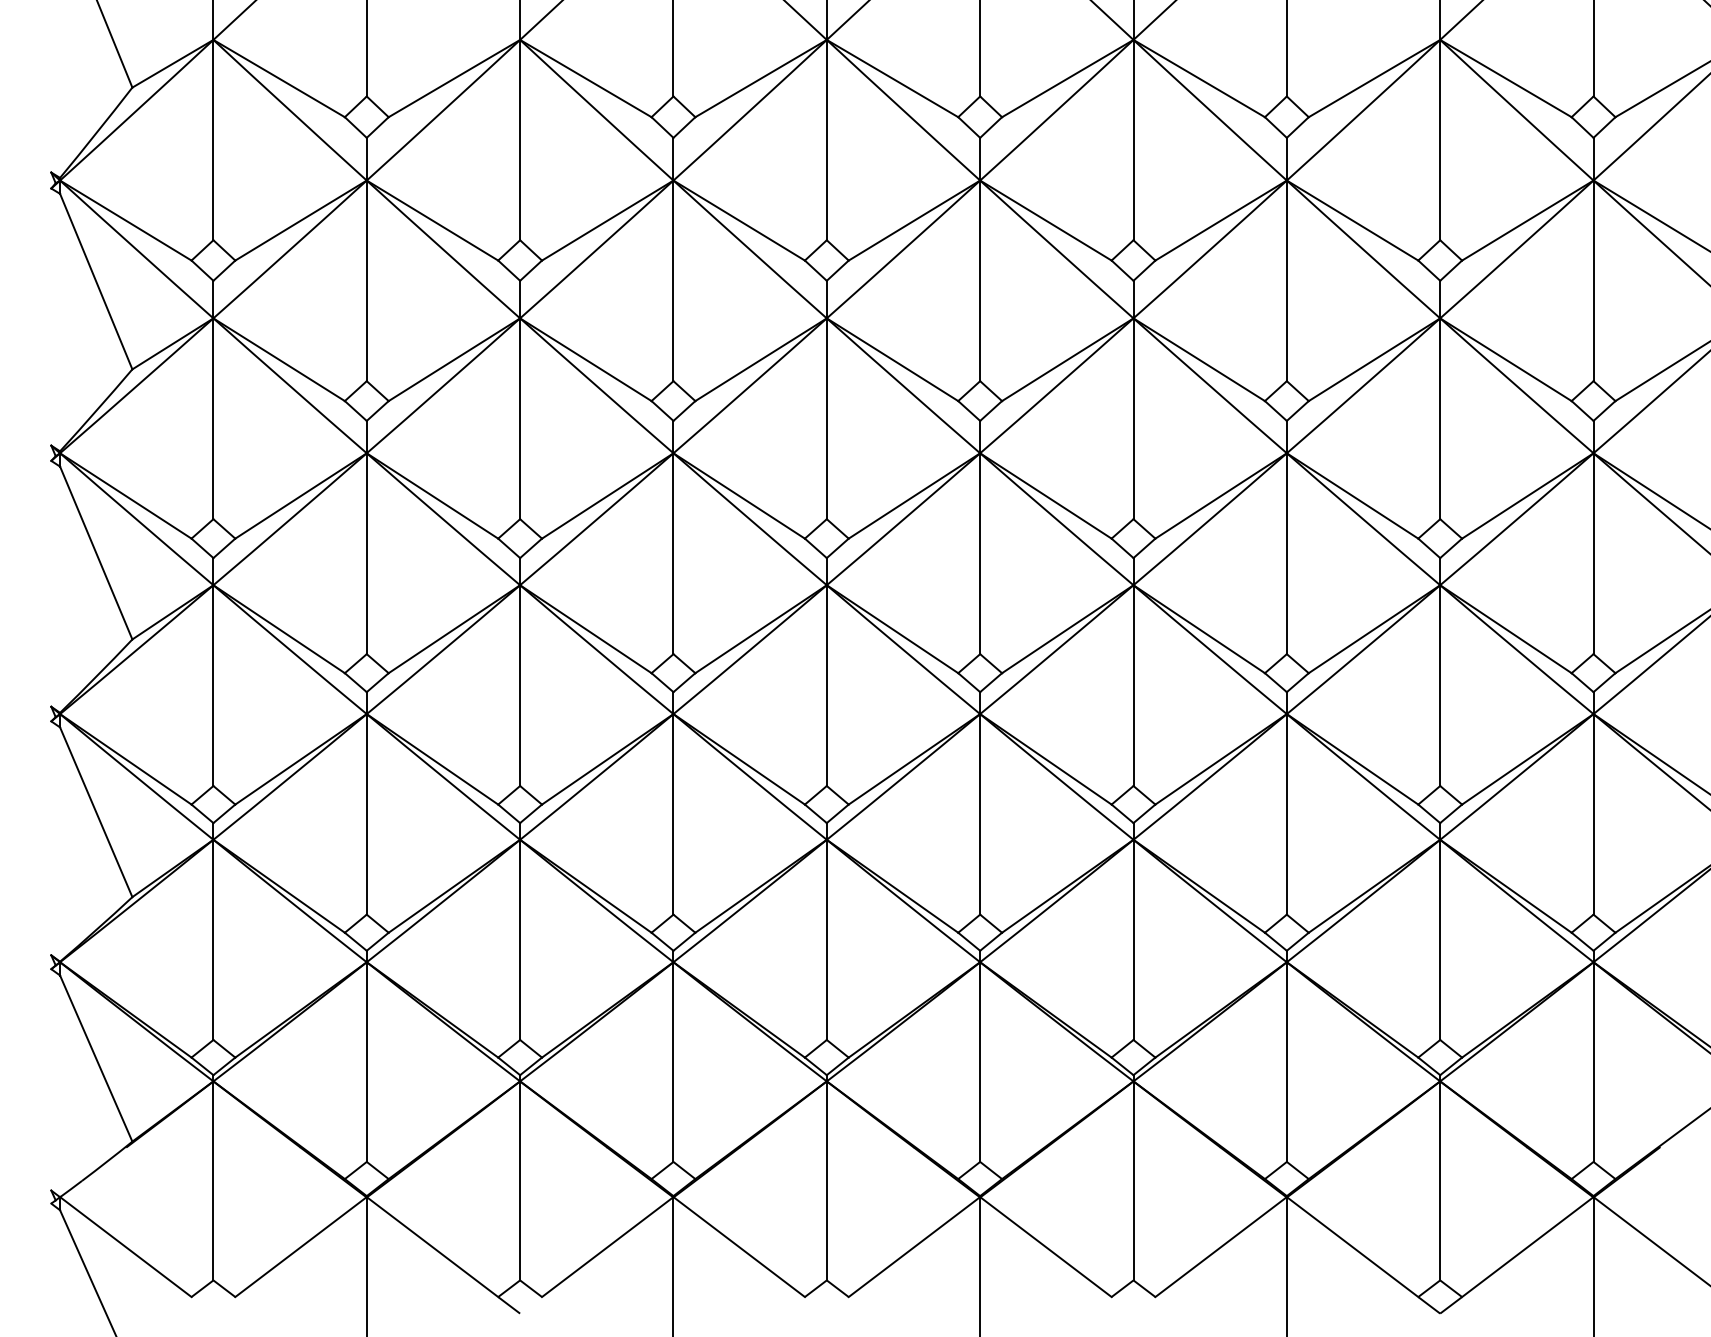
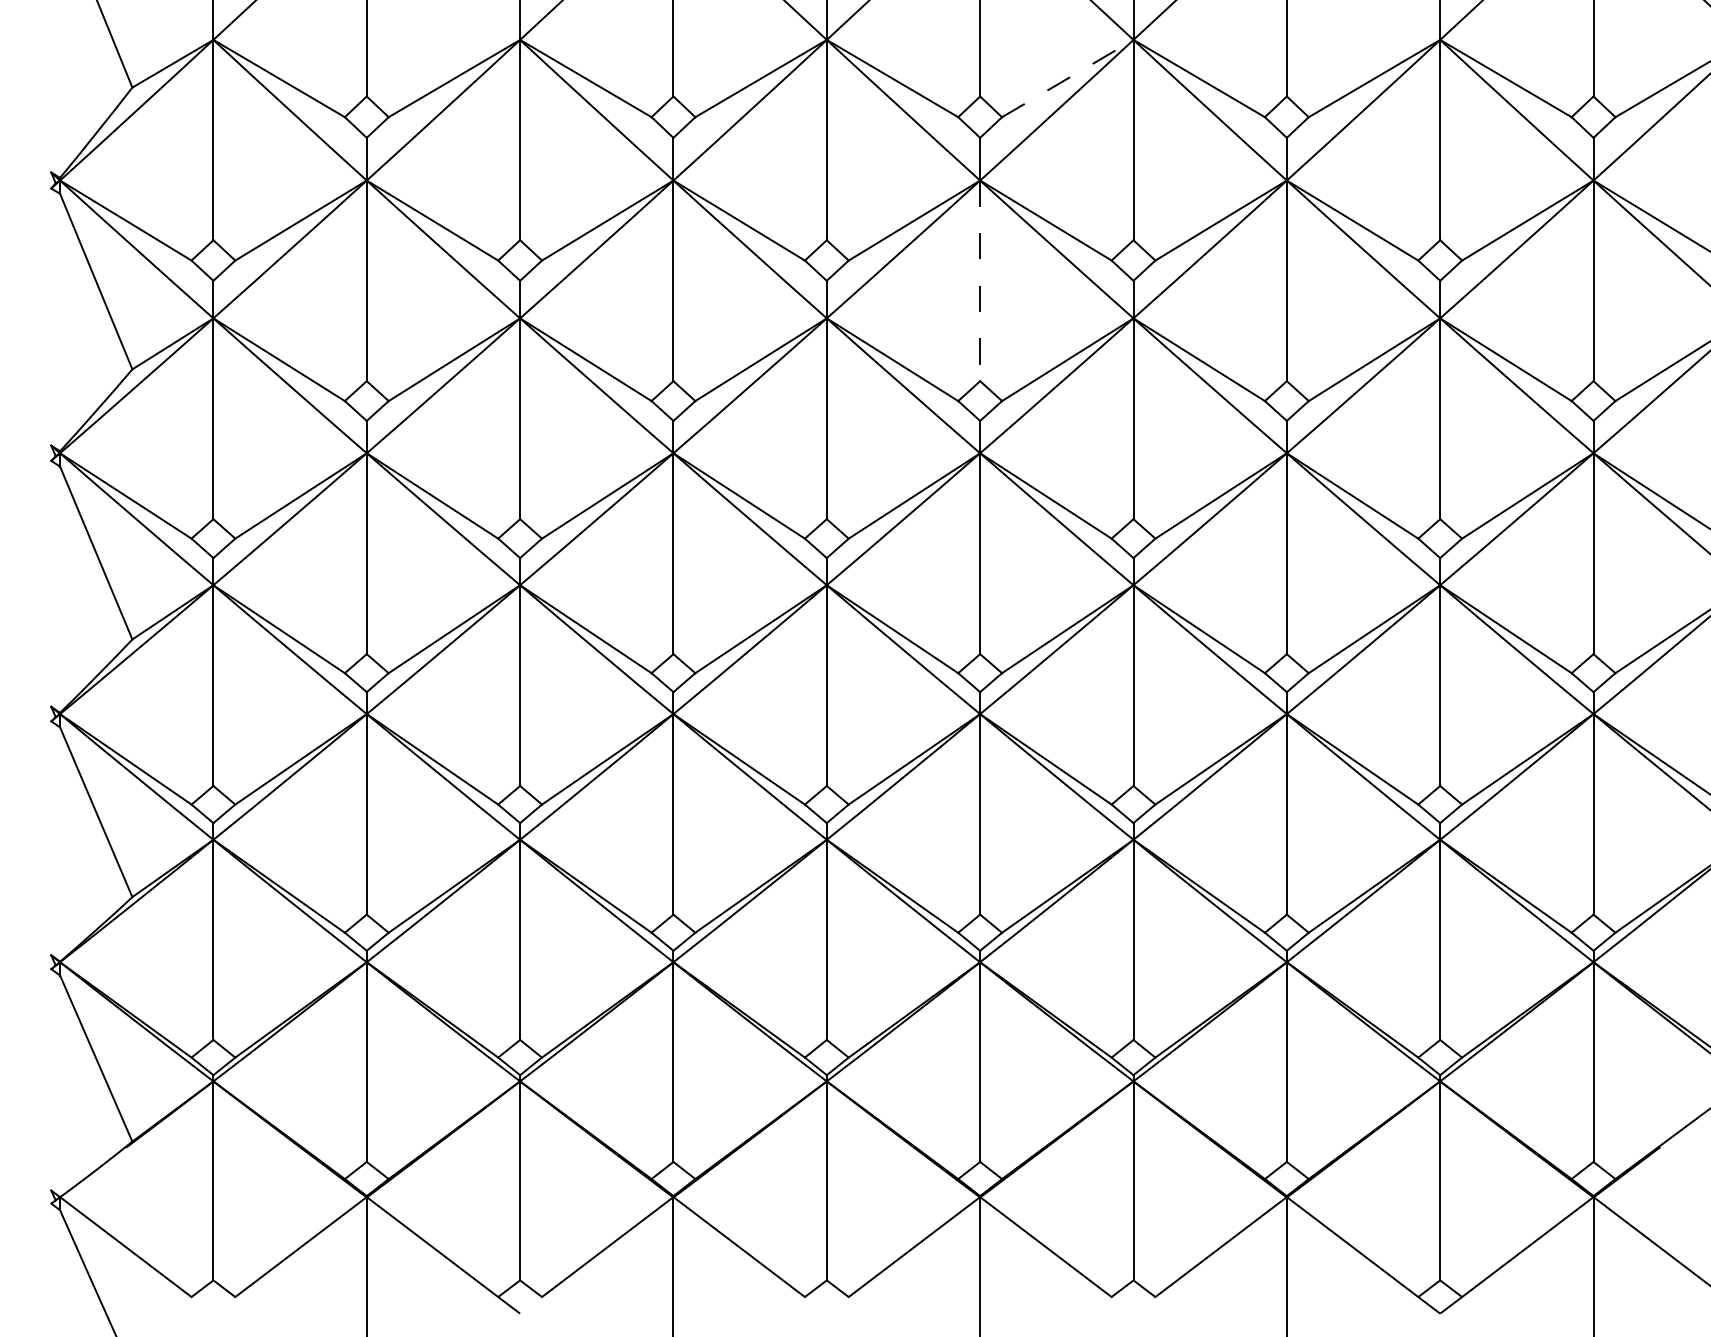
line: solid -> dashed (1068, 78)
line: solid -> dashed (980, 281)
